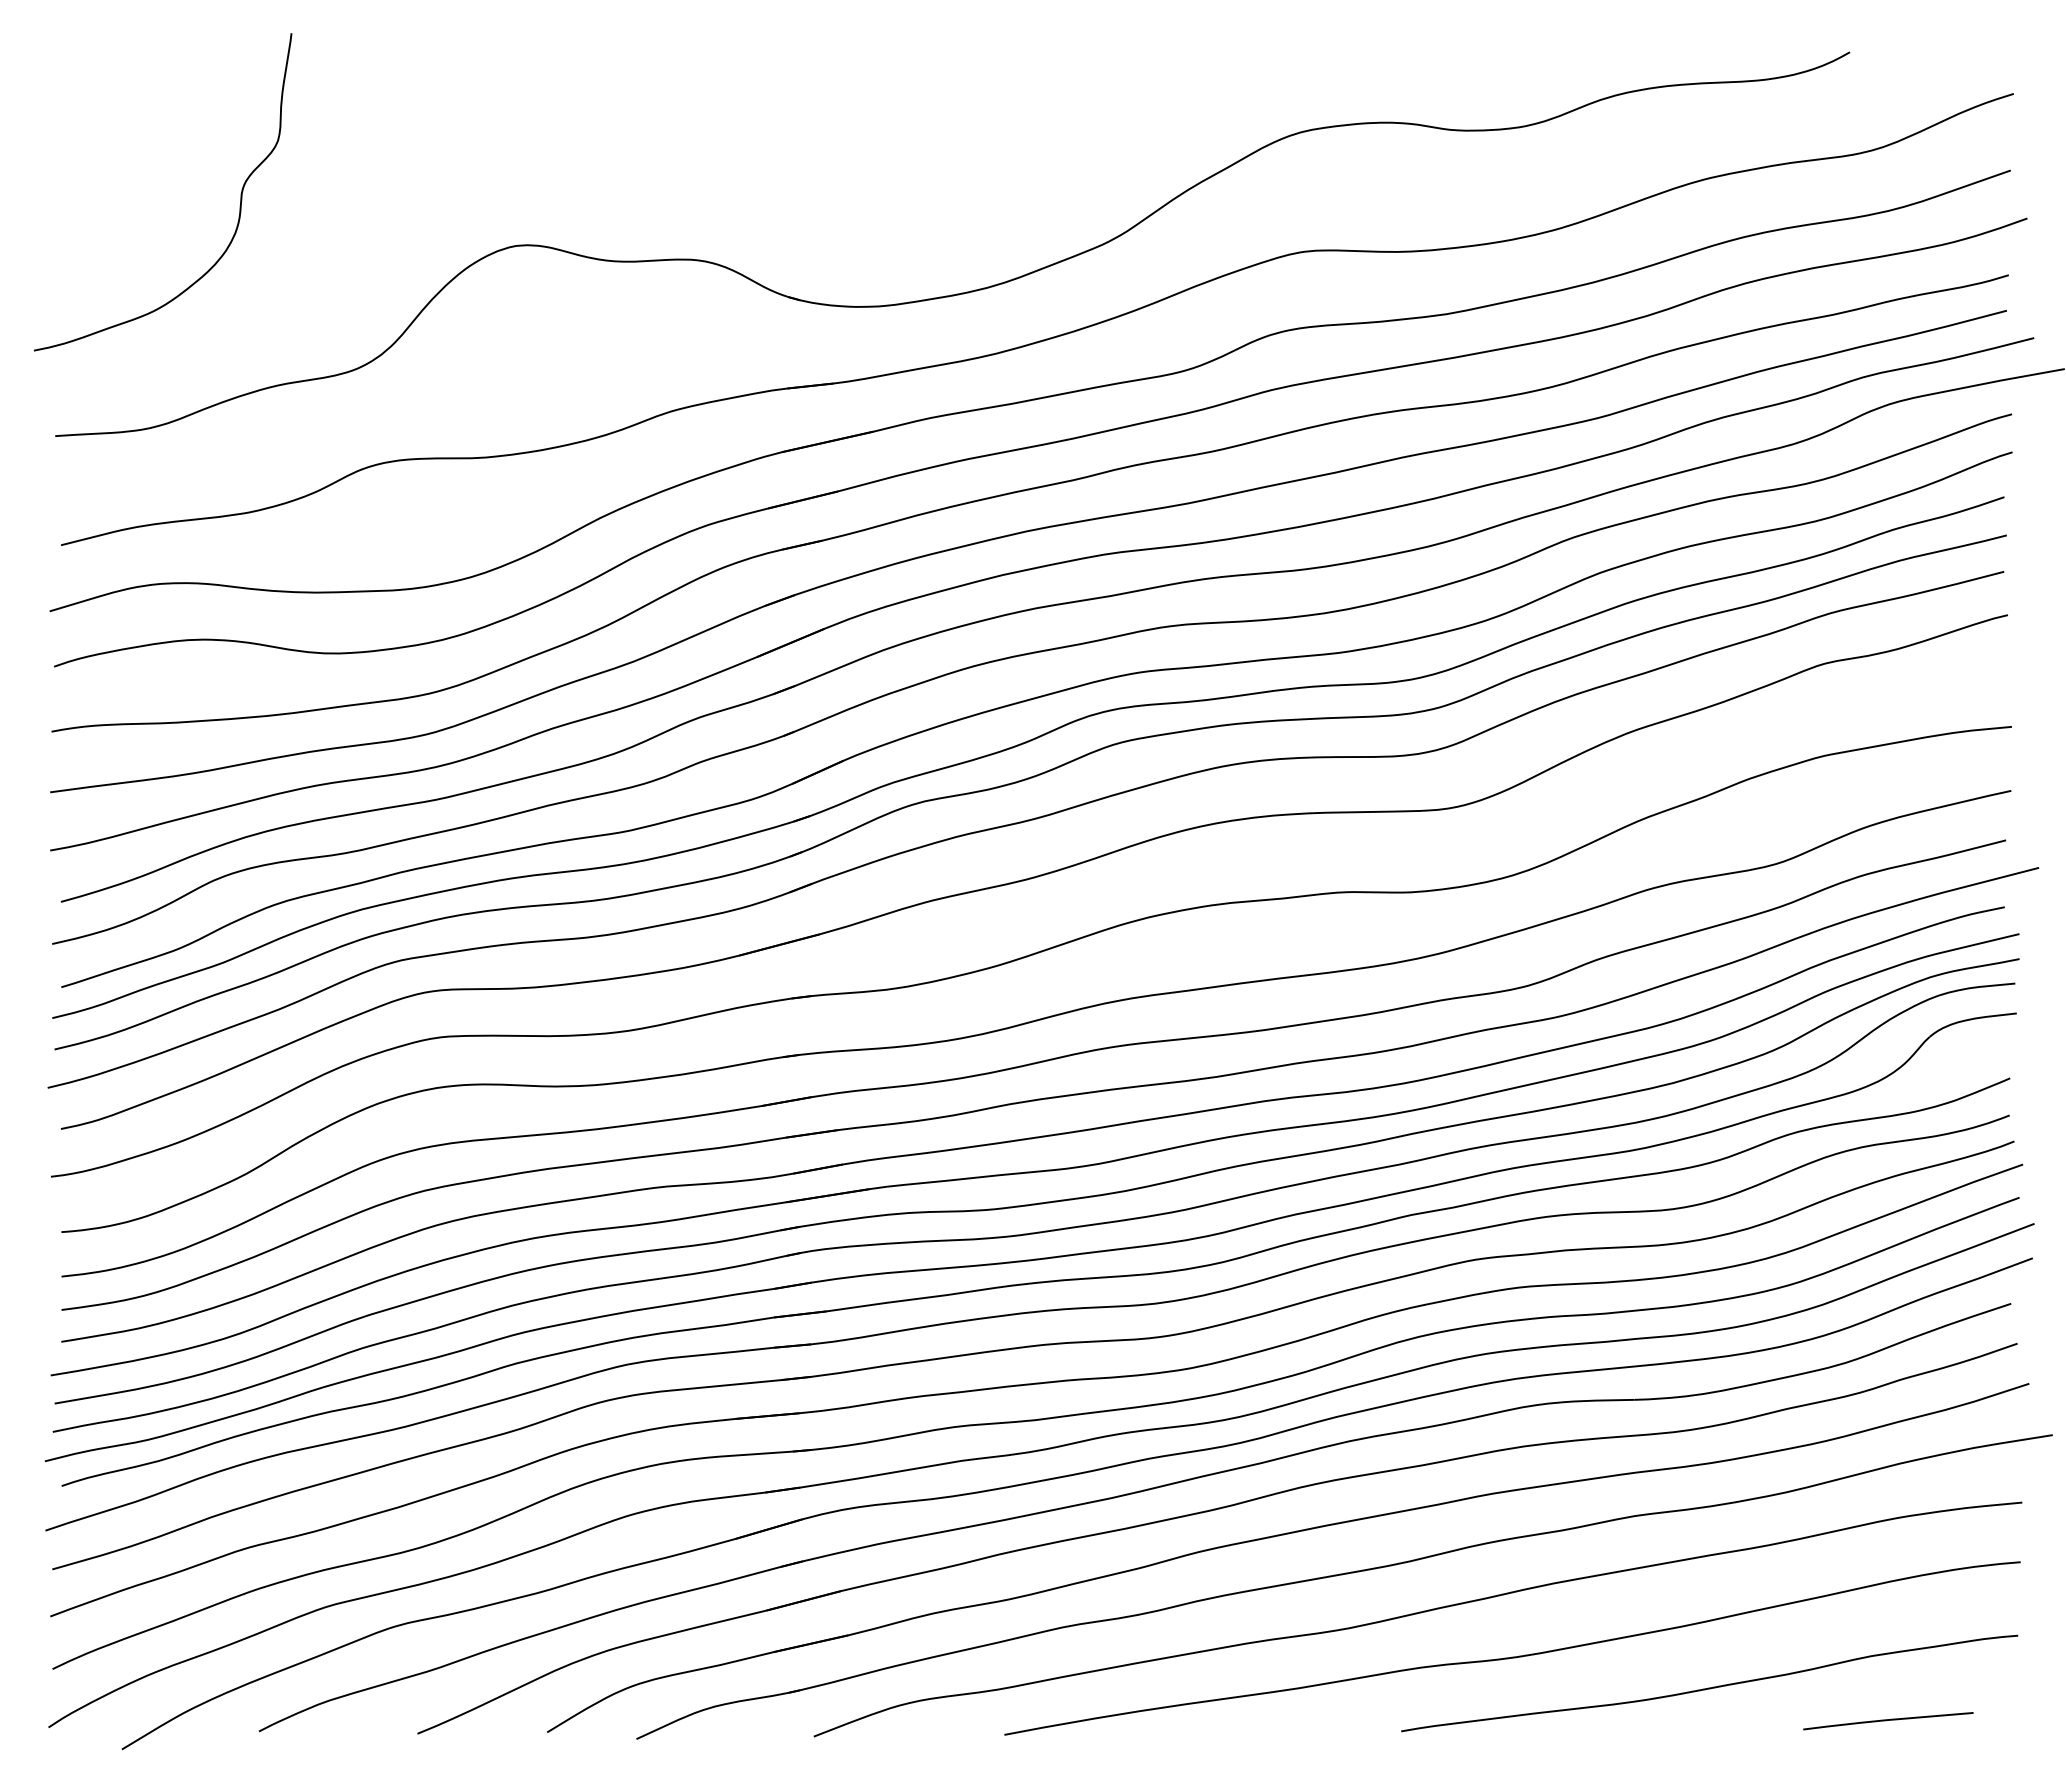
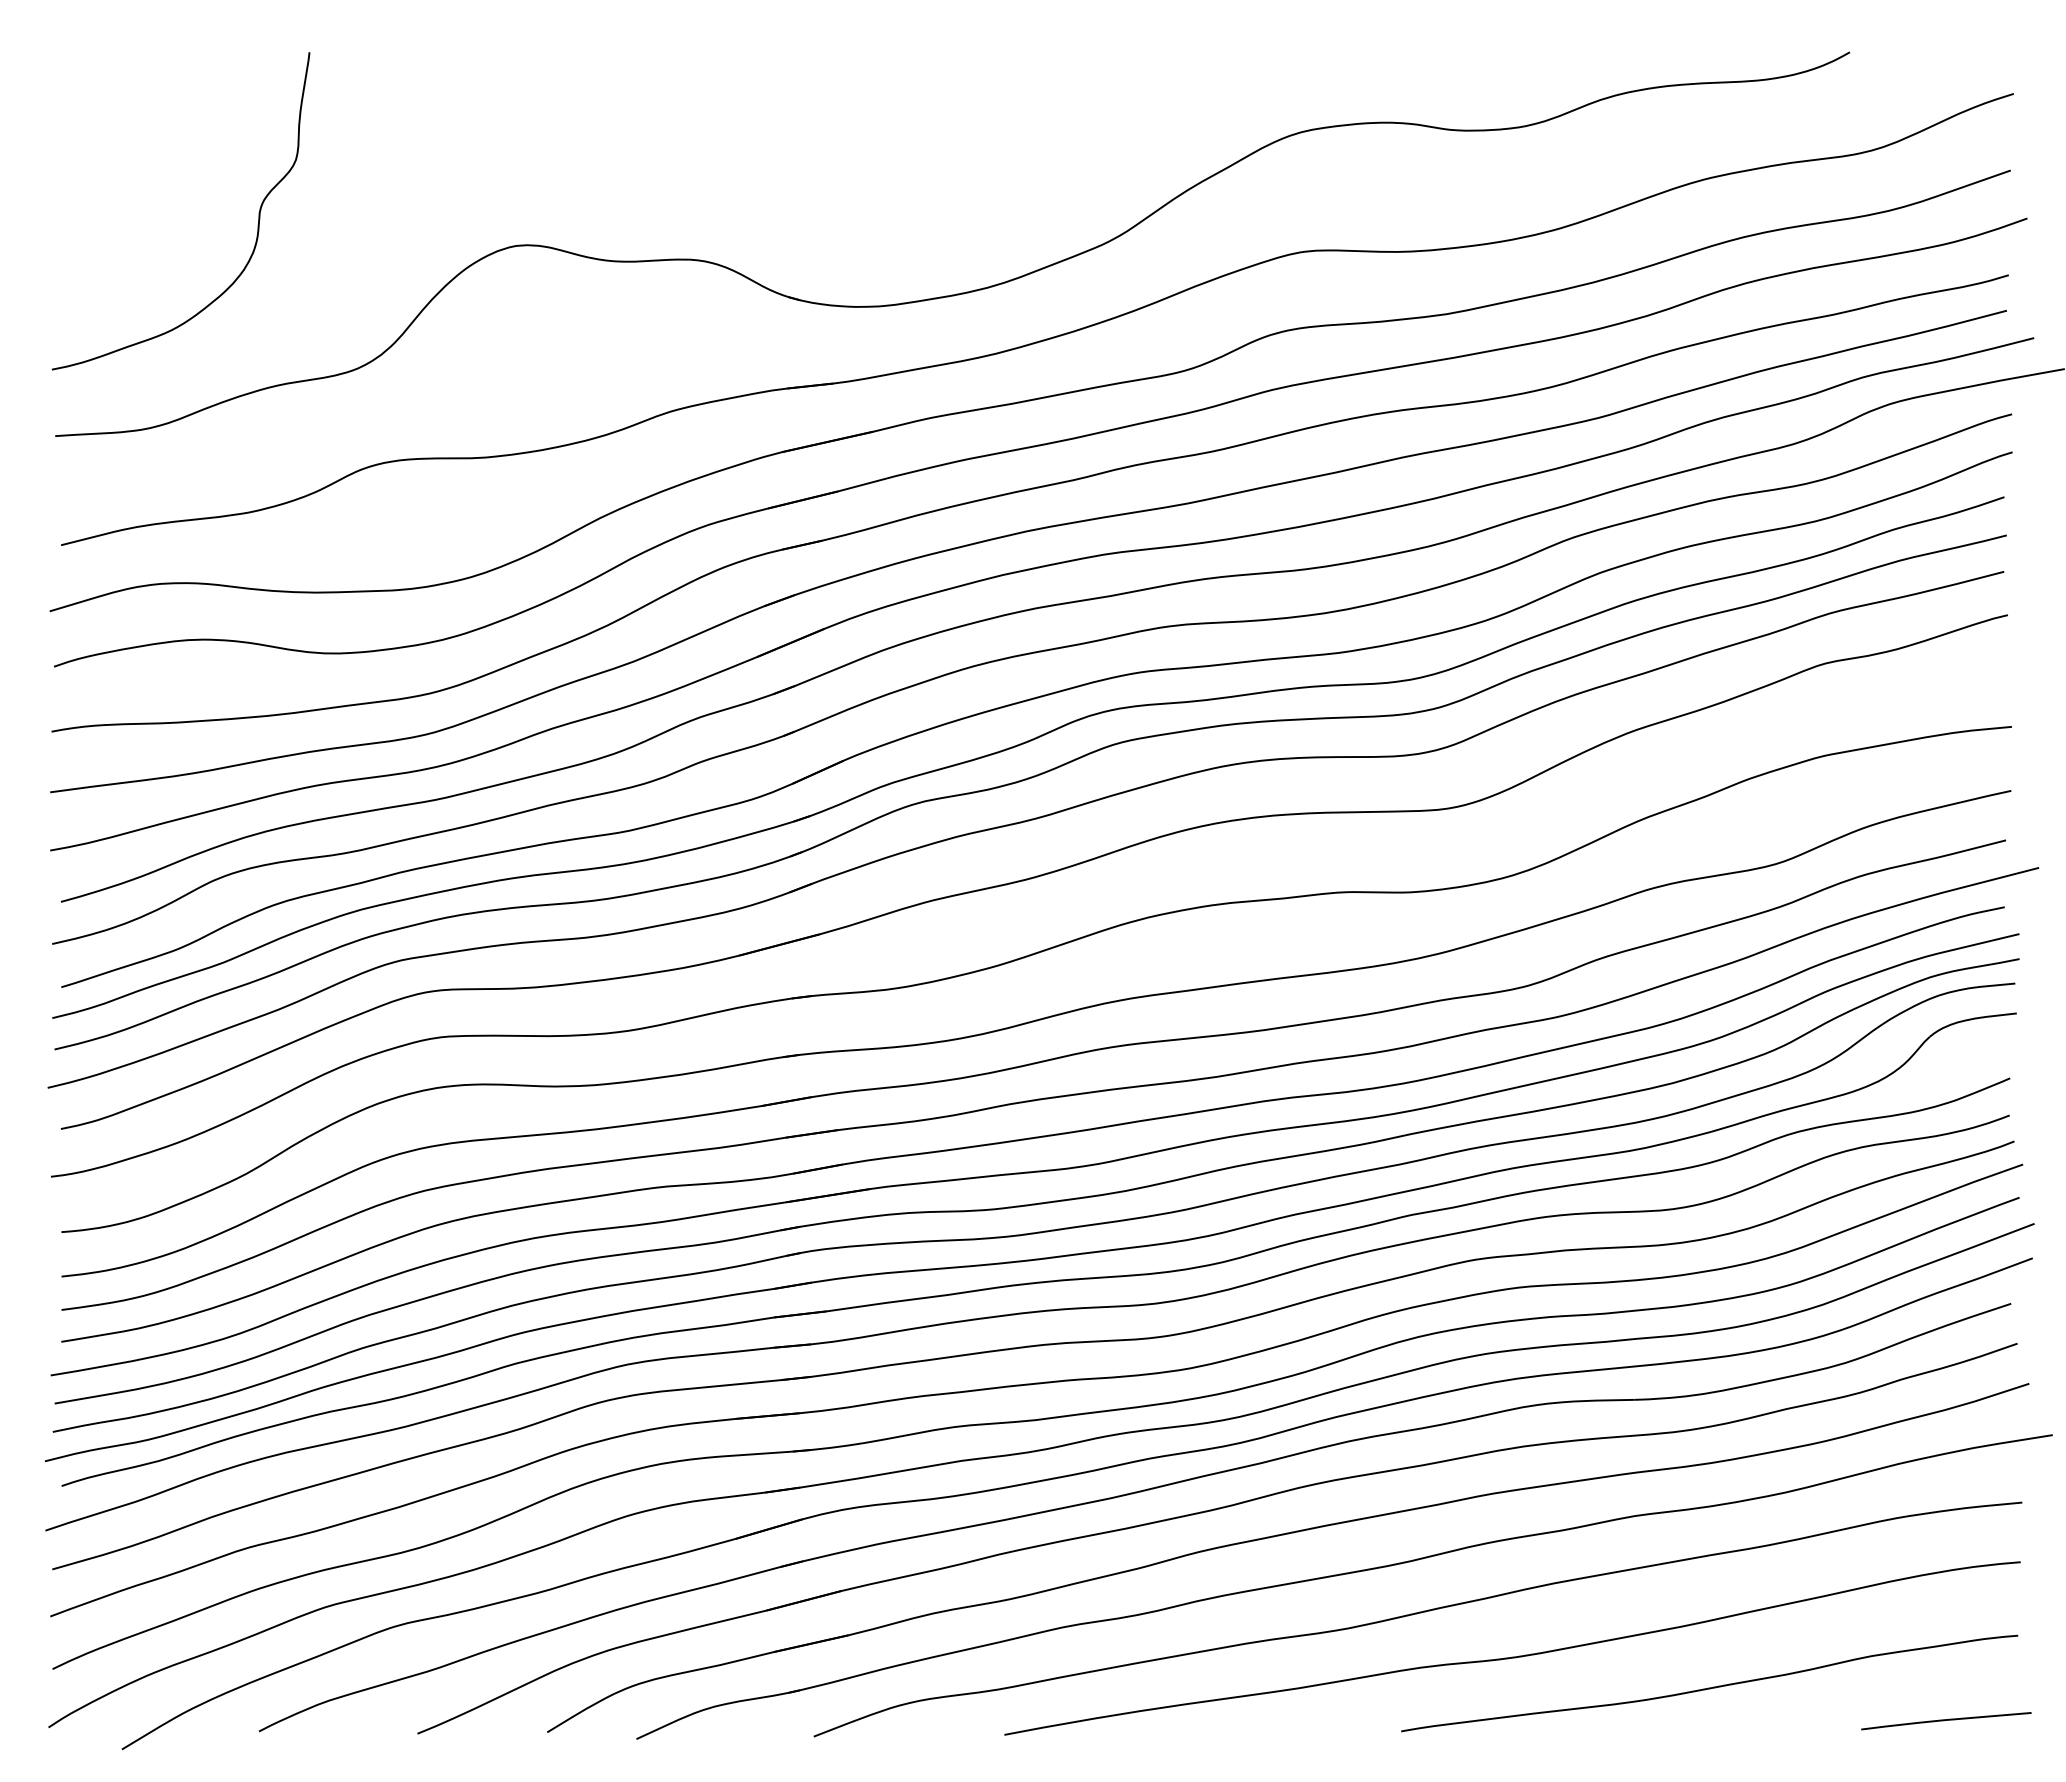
curve position: (240, 193) -> (258, 212) (258, 212)
line position: (1888, 1720) -> (1946, 1720) (1946, 1720)
